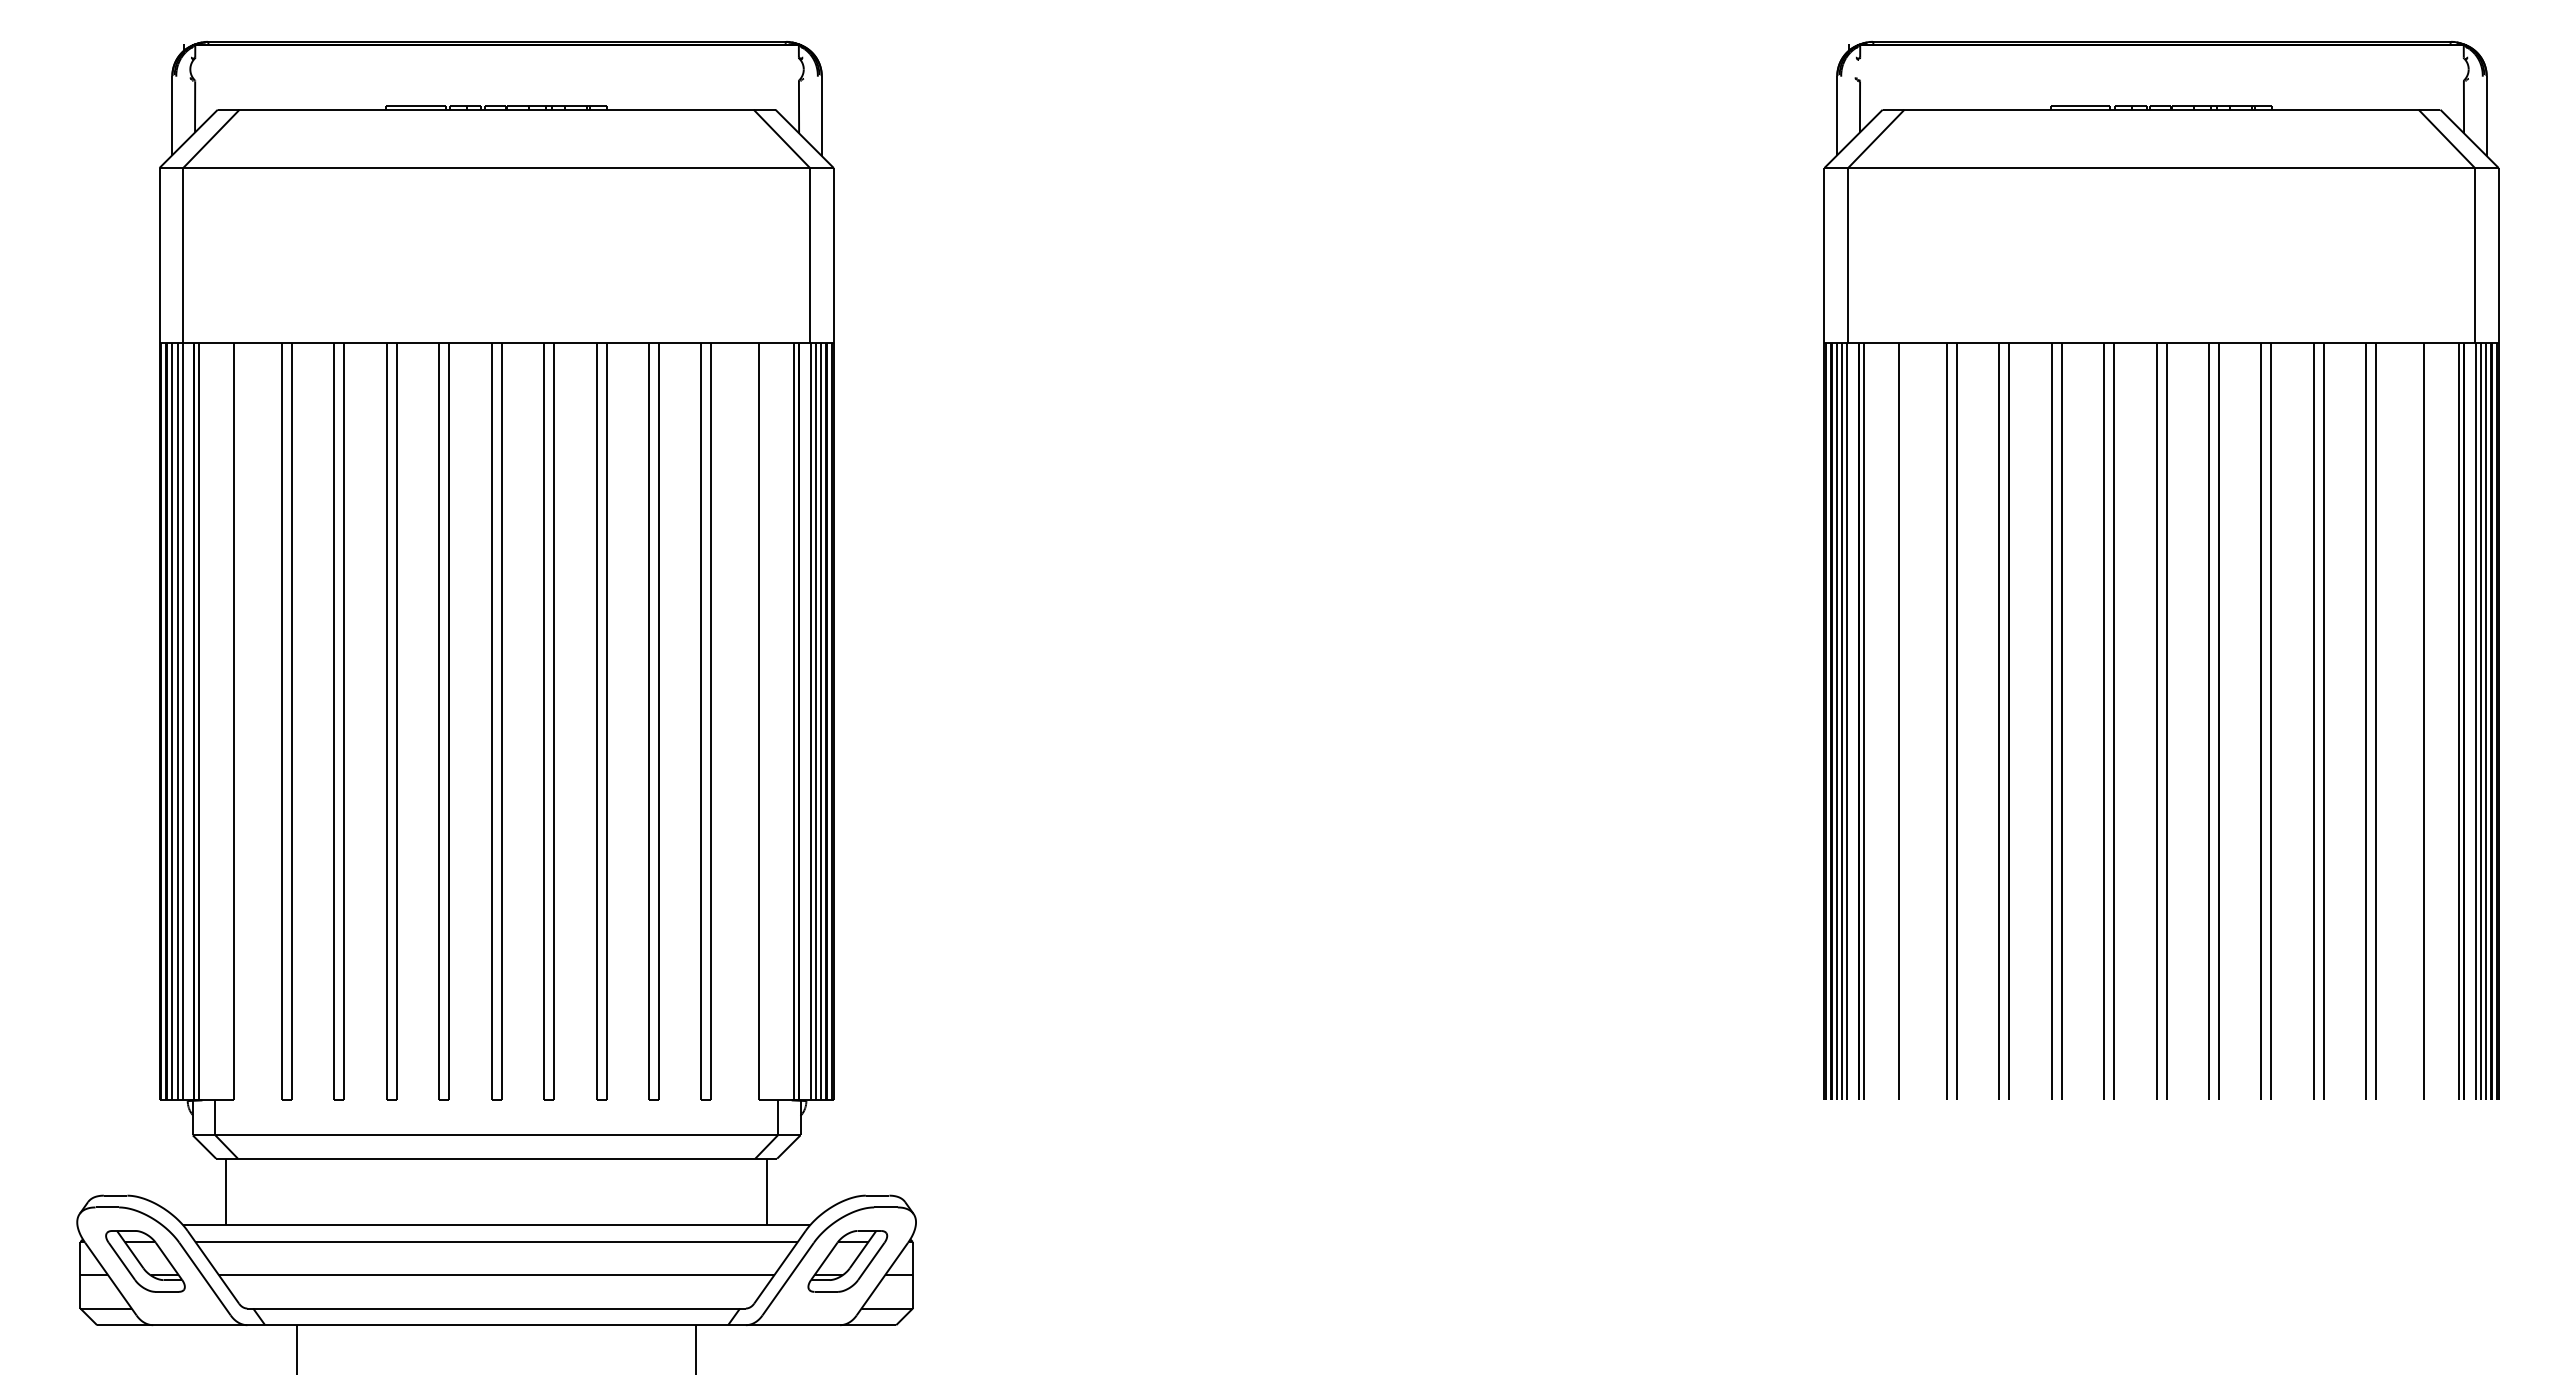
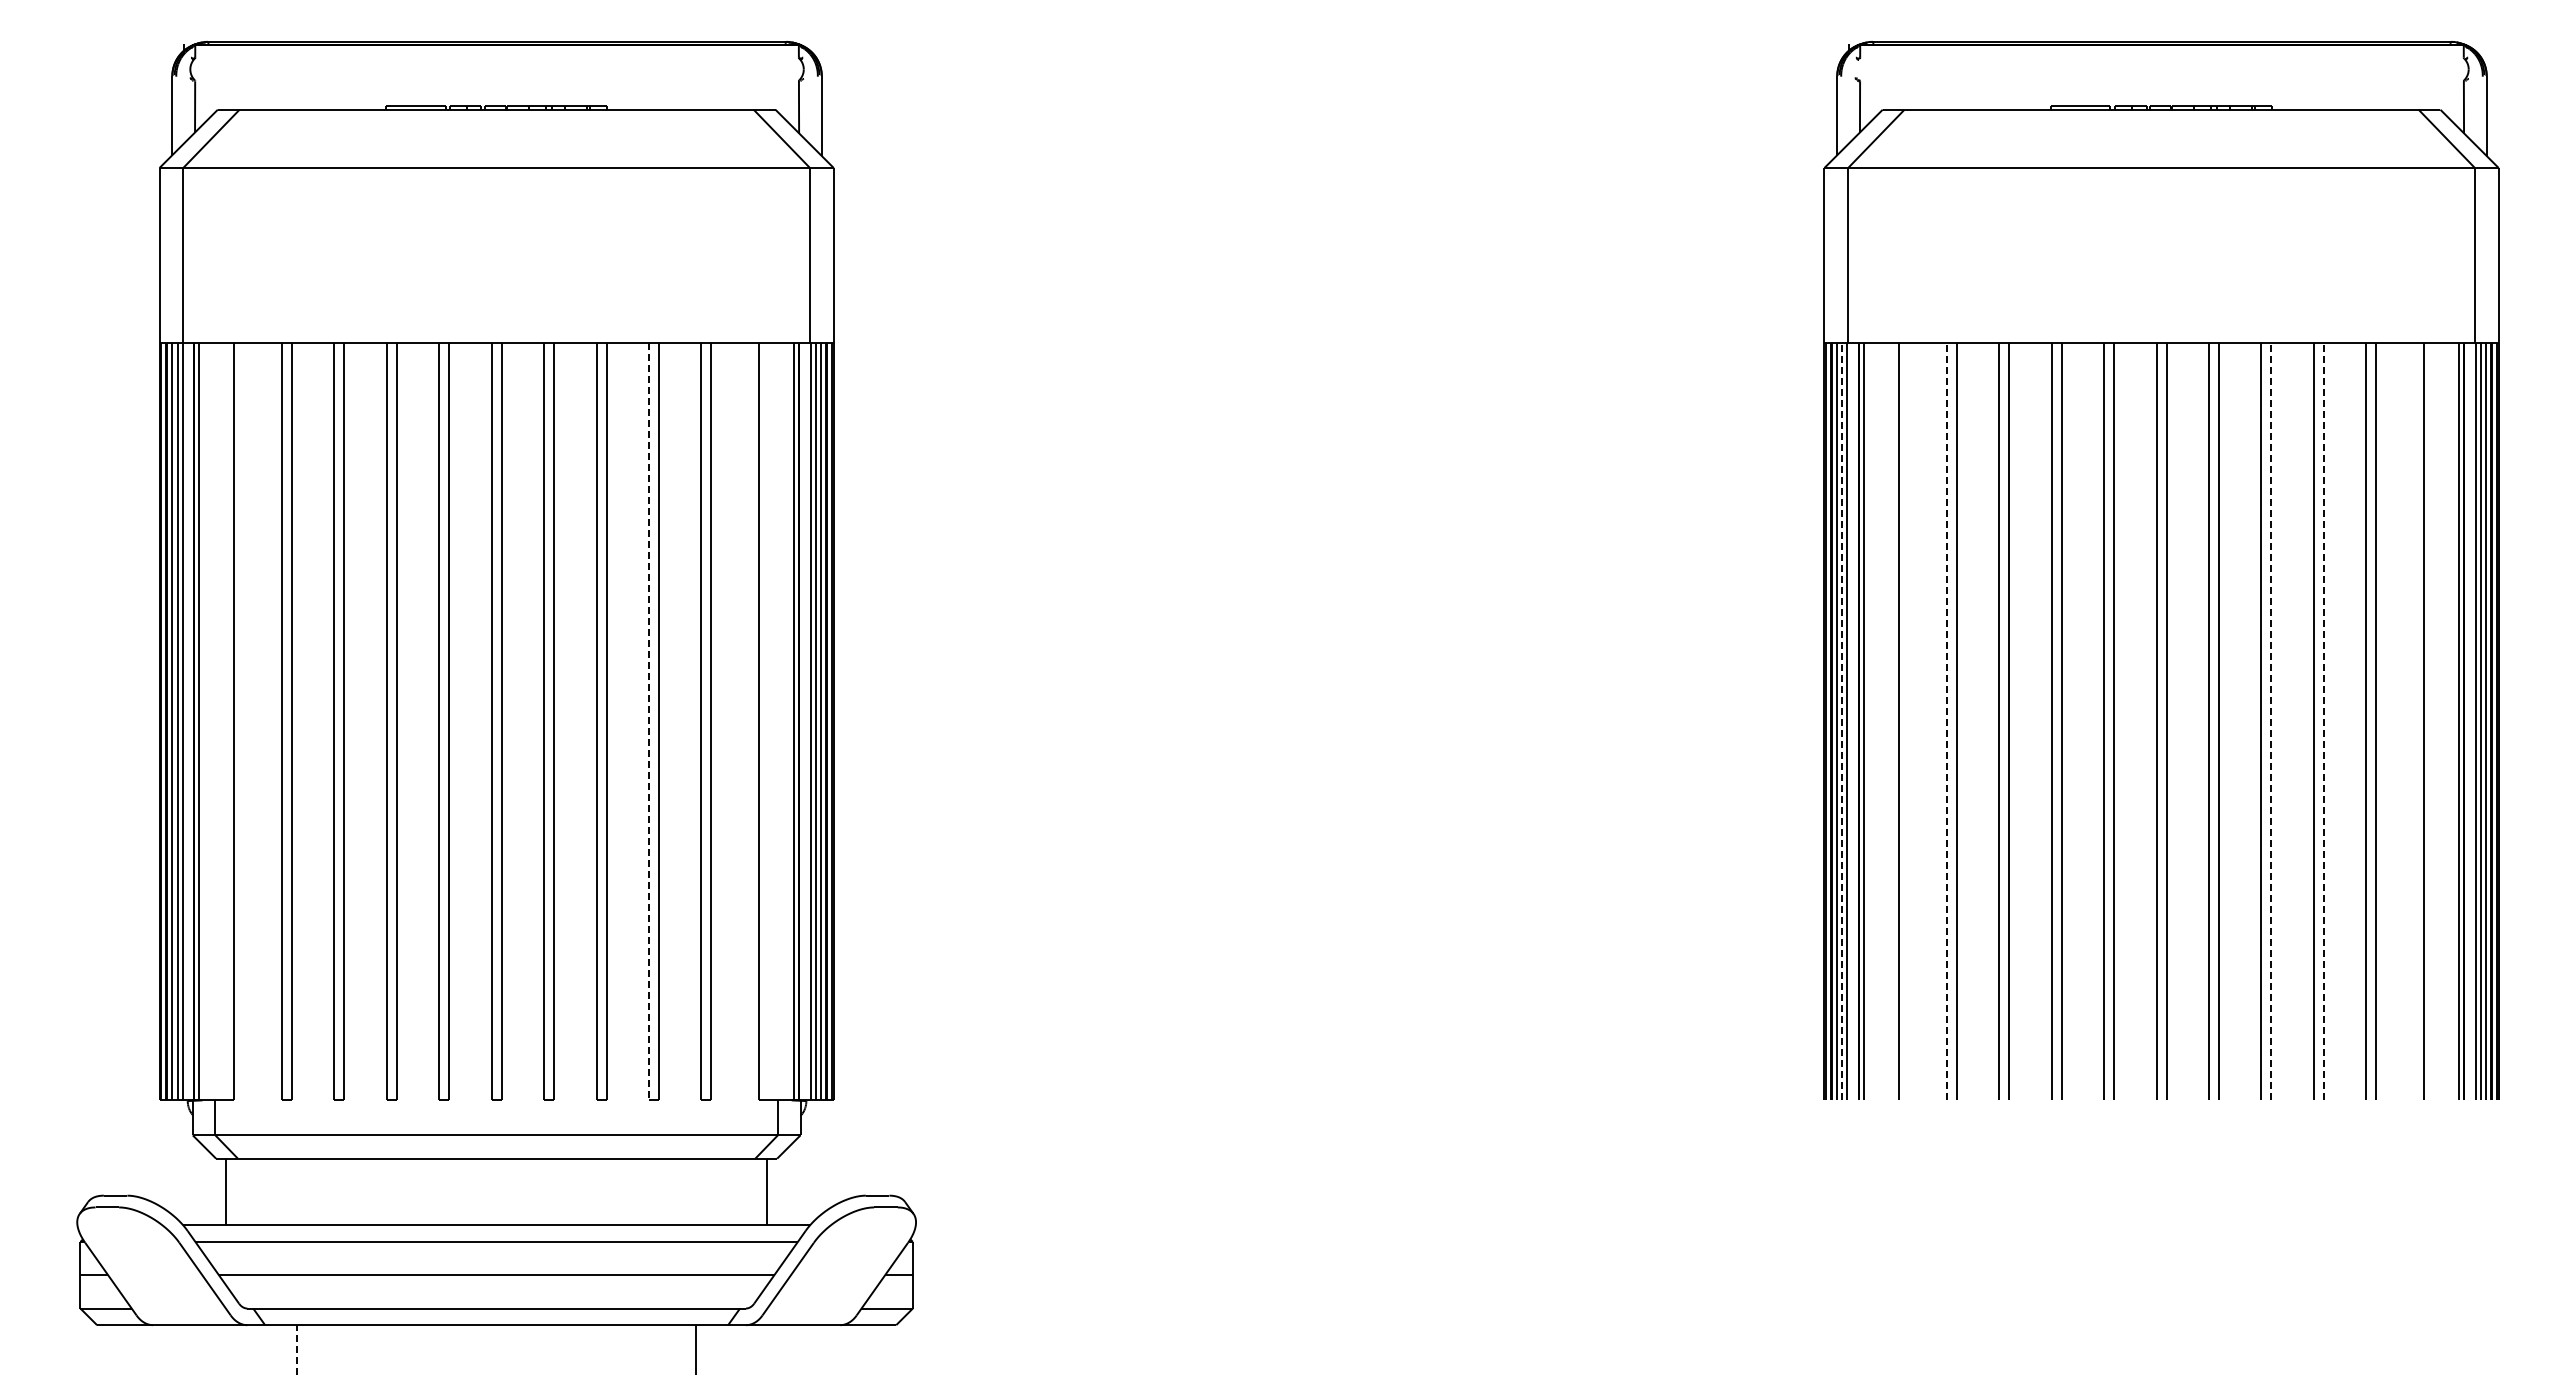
line: solid -> dashed (649, 721)
line: solid -> dashed (1842, 721)
line: solid -> dashed (1946, 721)
line: solid -> dashed (2271, 721)
line: solid -> dashed (2323, 721)
part: present -> none (145, 1261)
part: present -> none (847, 1261)
line: solid -> dashed (296, 1350)
